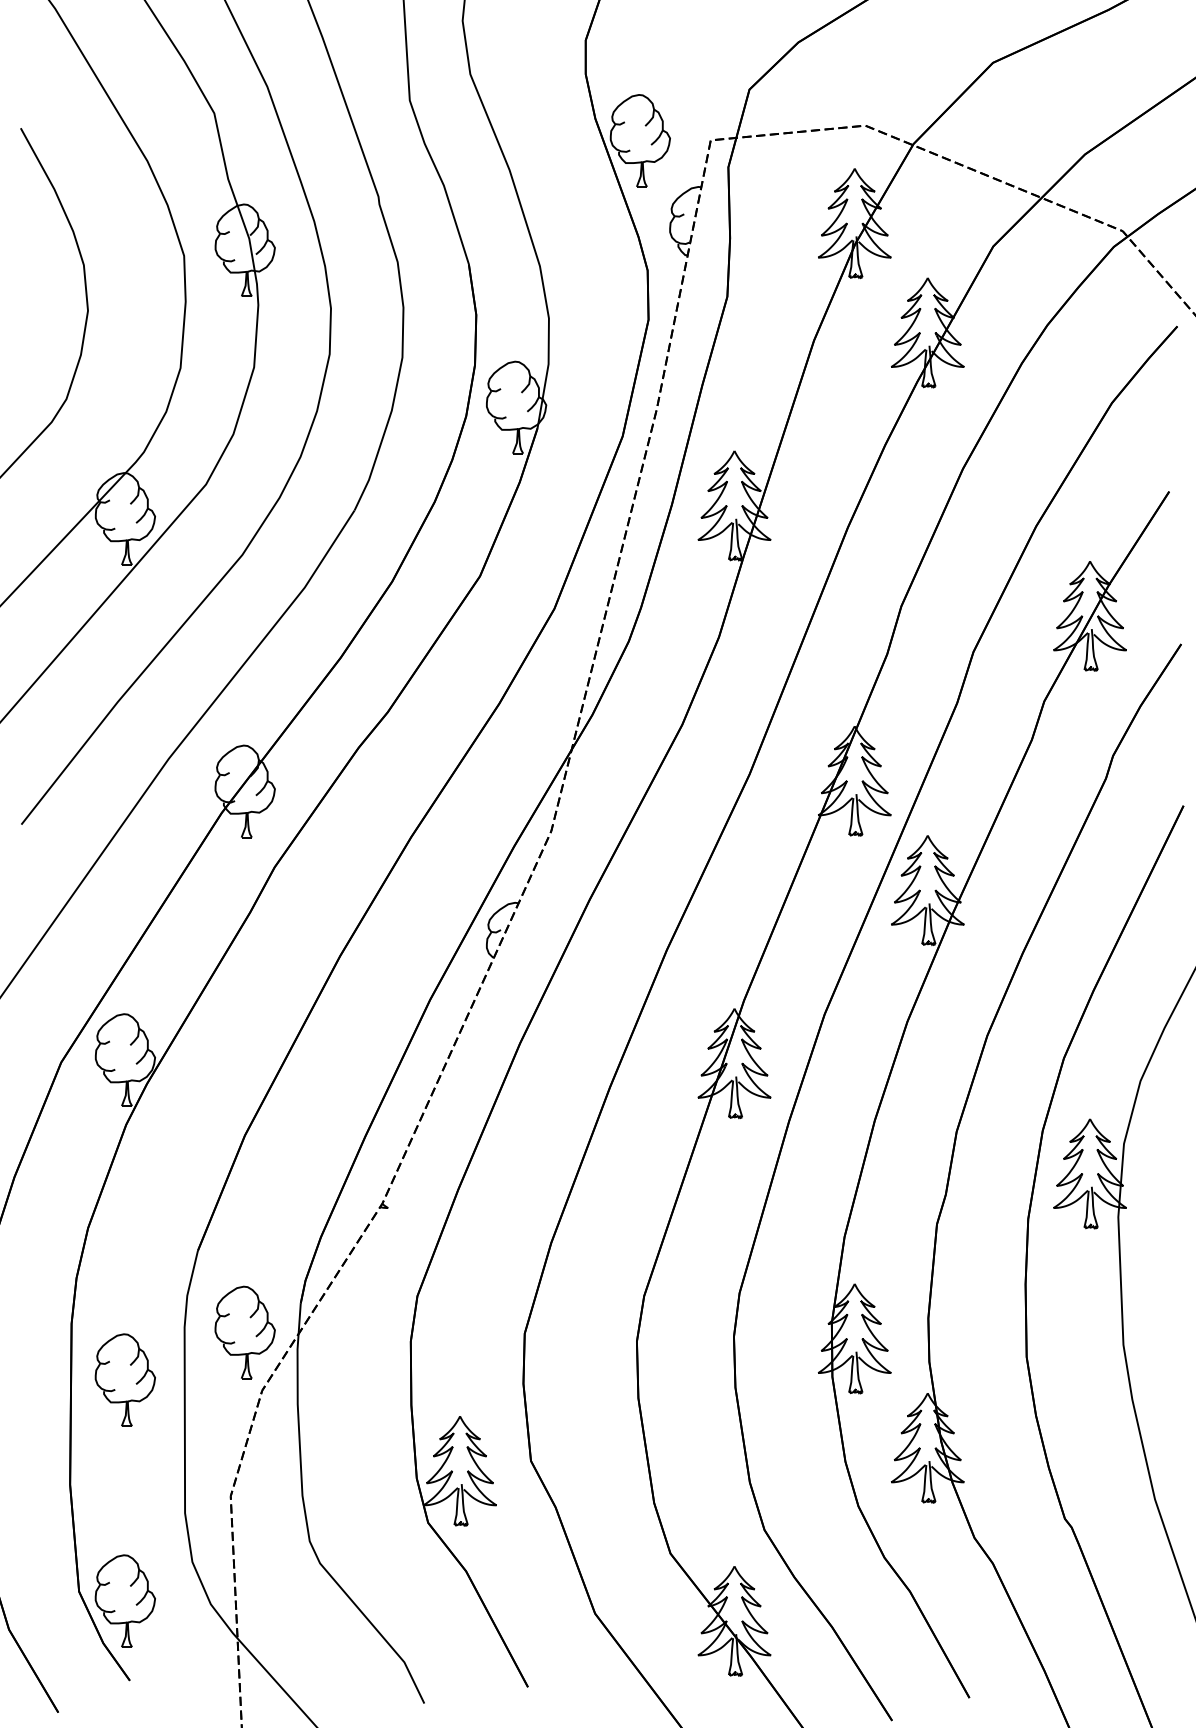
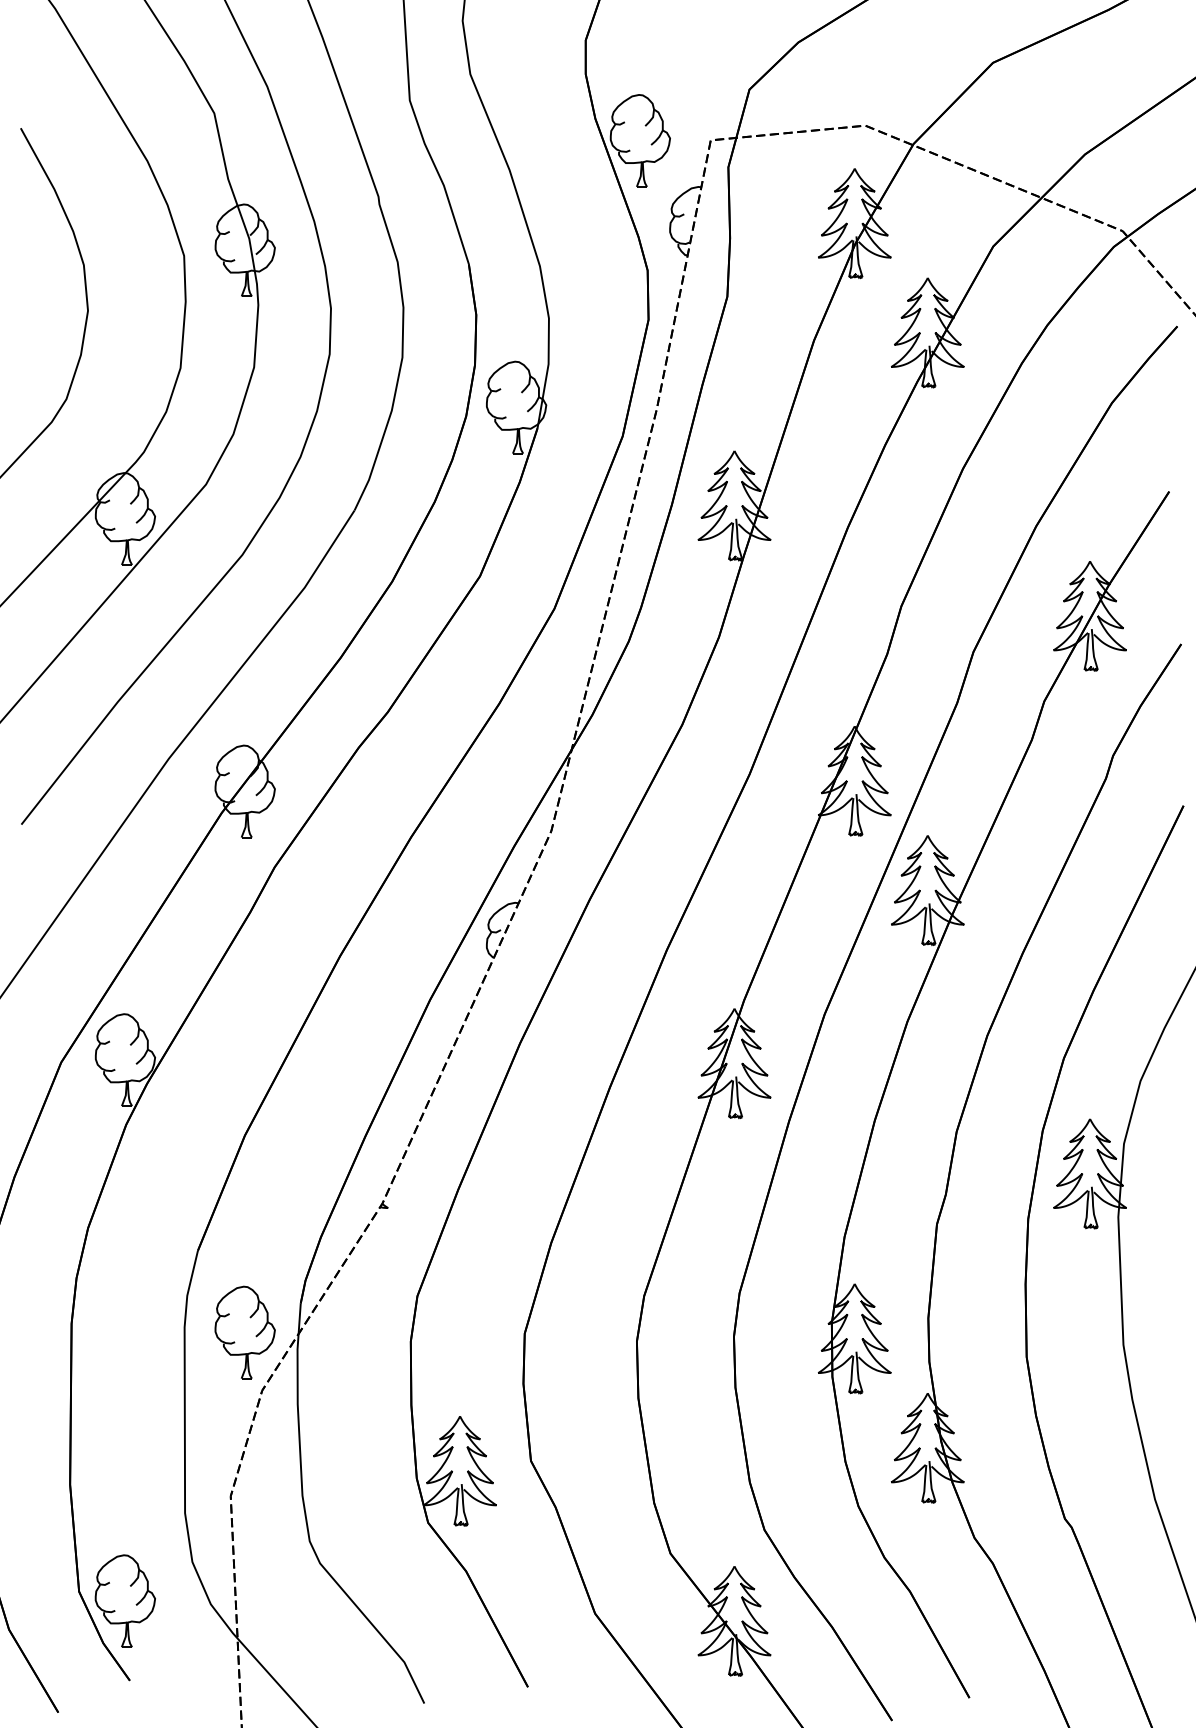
part: present -> none (124, 1379)
